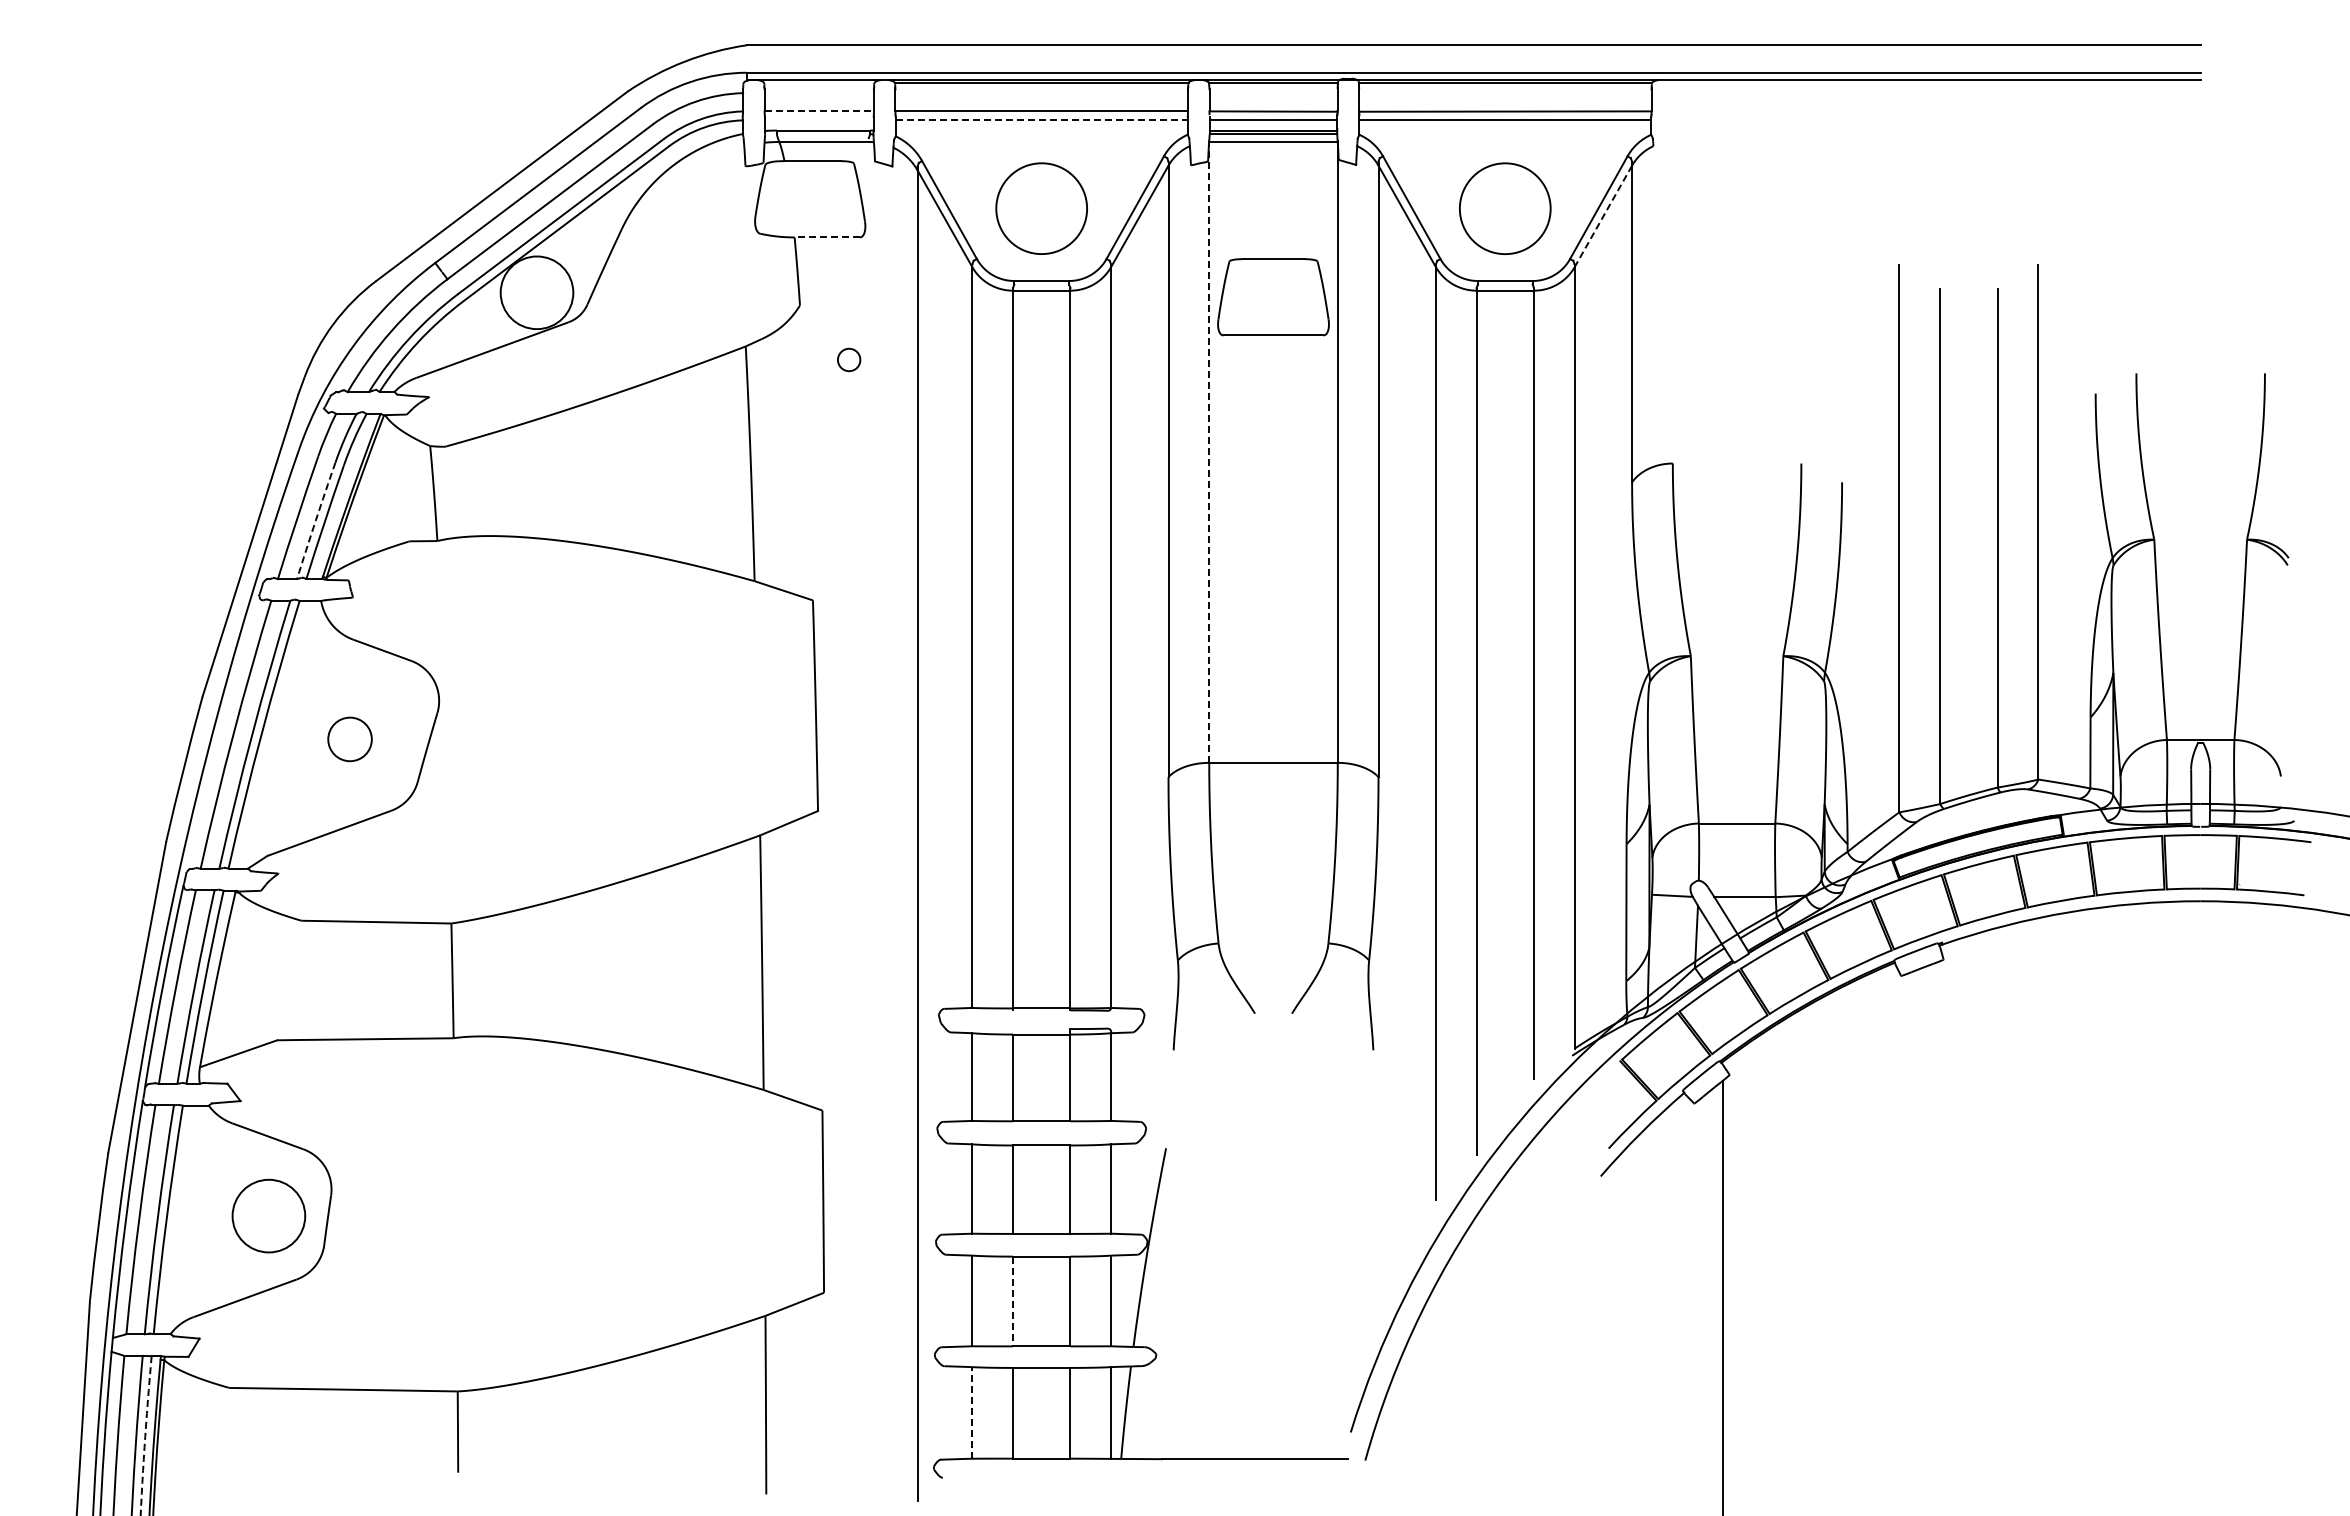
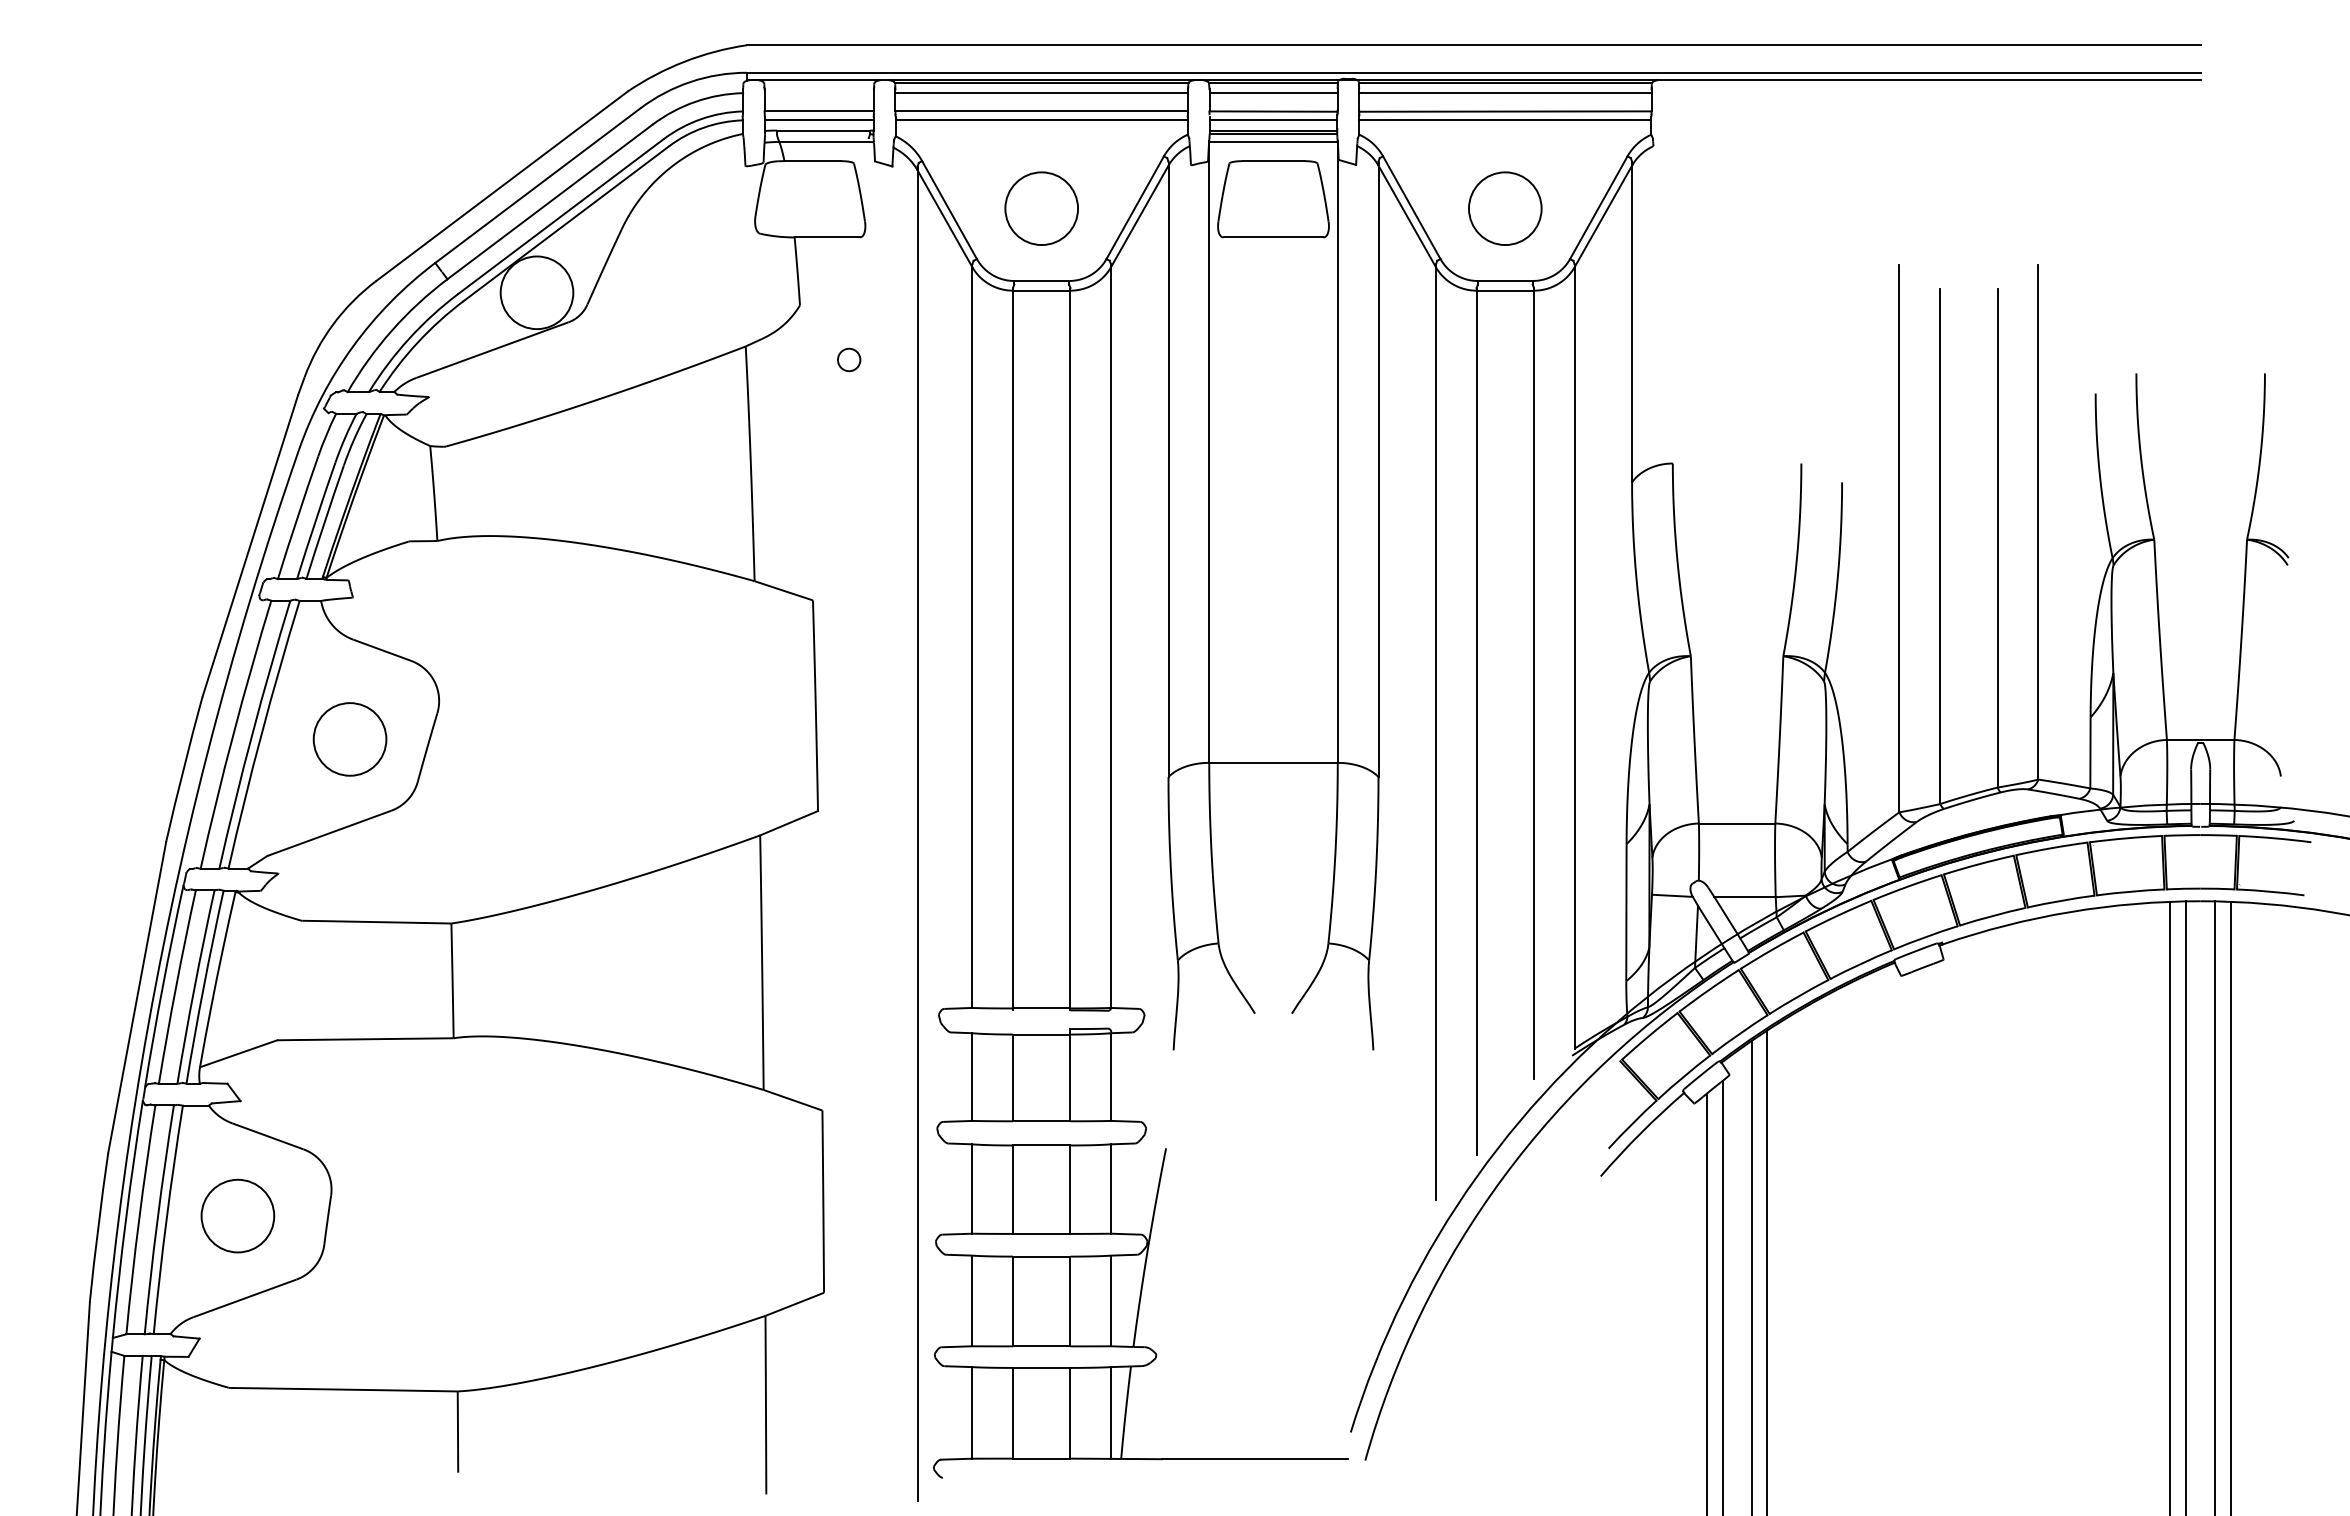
line: none -> present (1041, 93)
line: none -> present (1273, 93)
line: none -> present (1505, 93)
line: dashed -> solid (819, 111)
line: none -> present (818, 120)
line: dashed -> solid (1042, 120)
circle diameter: 91 px -> 73 px (1041, 208)
circle size: 93x93 px -> 75x75 px (1505, 208)
line: dashed -> solid (1603, 216)
line: dashed -> solid (827, 237)
part position: (1273, 297) -> (1273, 199) (1273, 199)
line: dashed -> solid (1209, 451)
arc: dashed -> solid (315, 520)
circle diameter: 44 px -> 73 px (349, 739)
line: none -> present (2170, 1206)
line: none -> present (2186, 1206)
line: none -> present (2215, 1206)
line: none -> present (2230, 1206)
circle position: (268, 1215) -> (237, 1215) (237, 1215)
line: none -> present (1767, 1271)
line: none -> present (1751, 1276)
line: dashed -> solid (1012, 1301)
line: none -> present (1706, 1302)
line: dashed -> solid (972, 1412)
arc: dashed -> solid (145, 1436)
